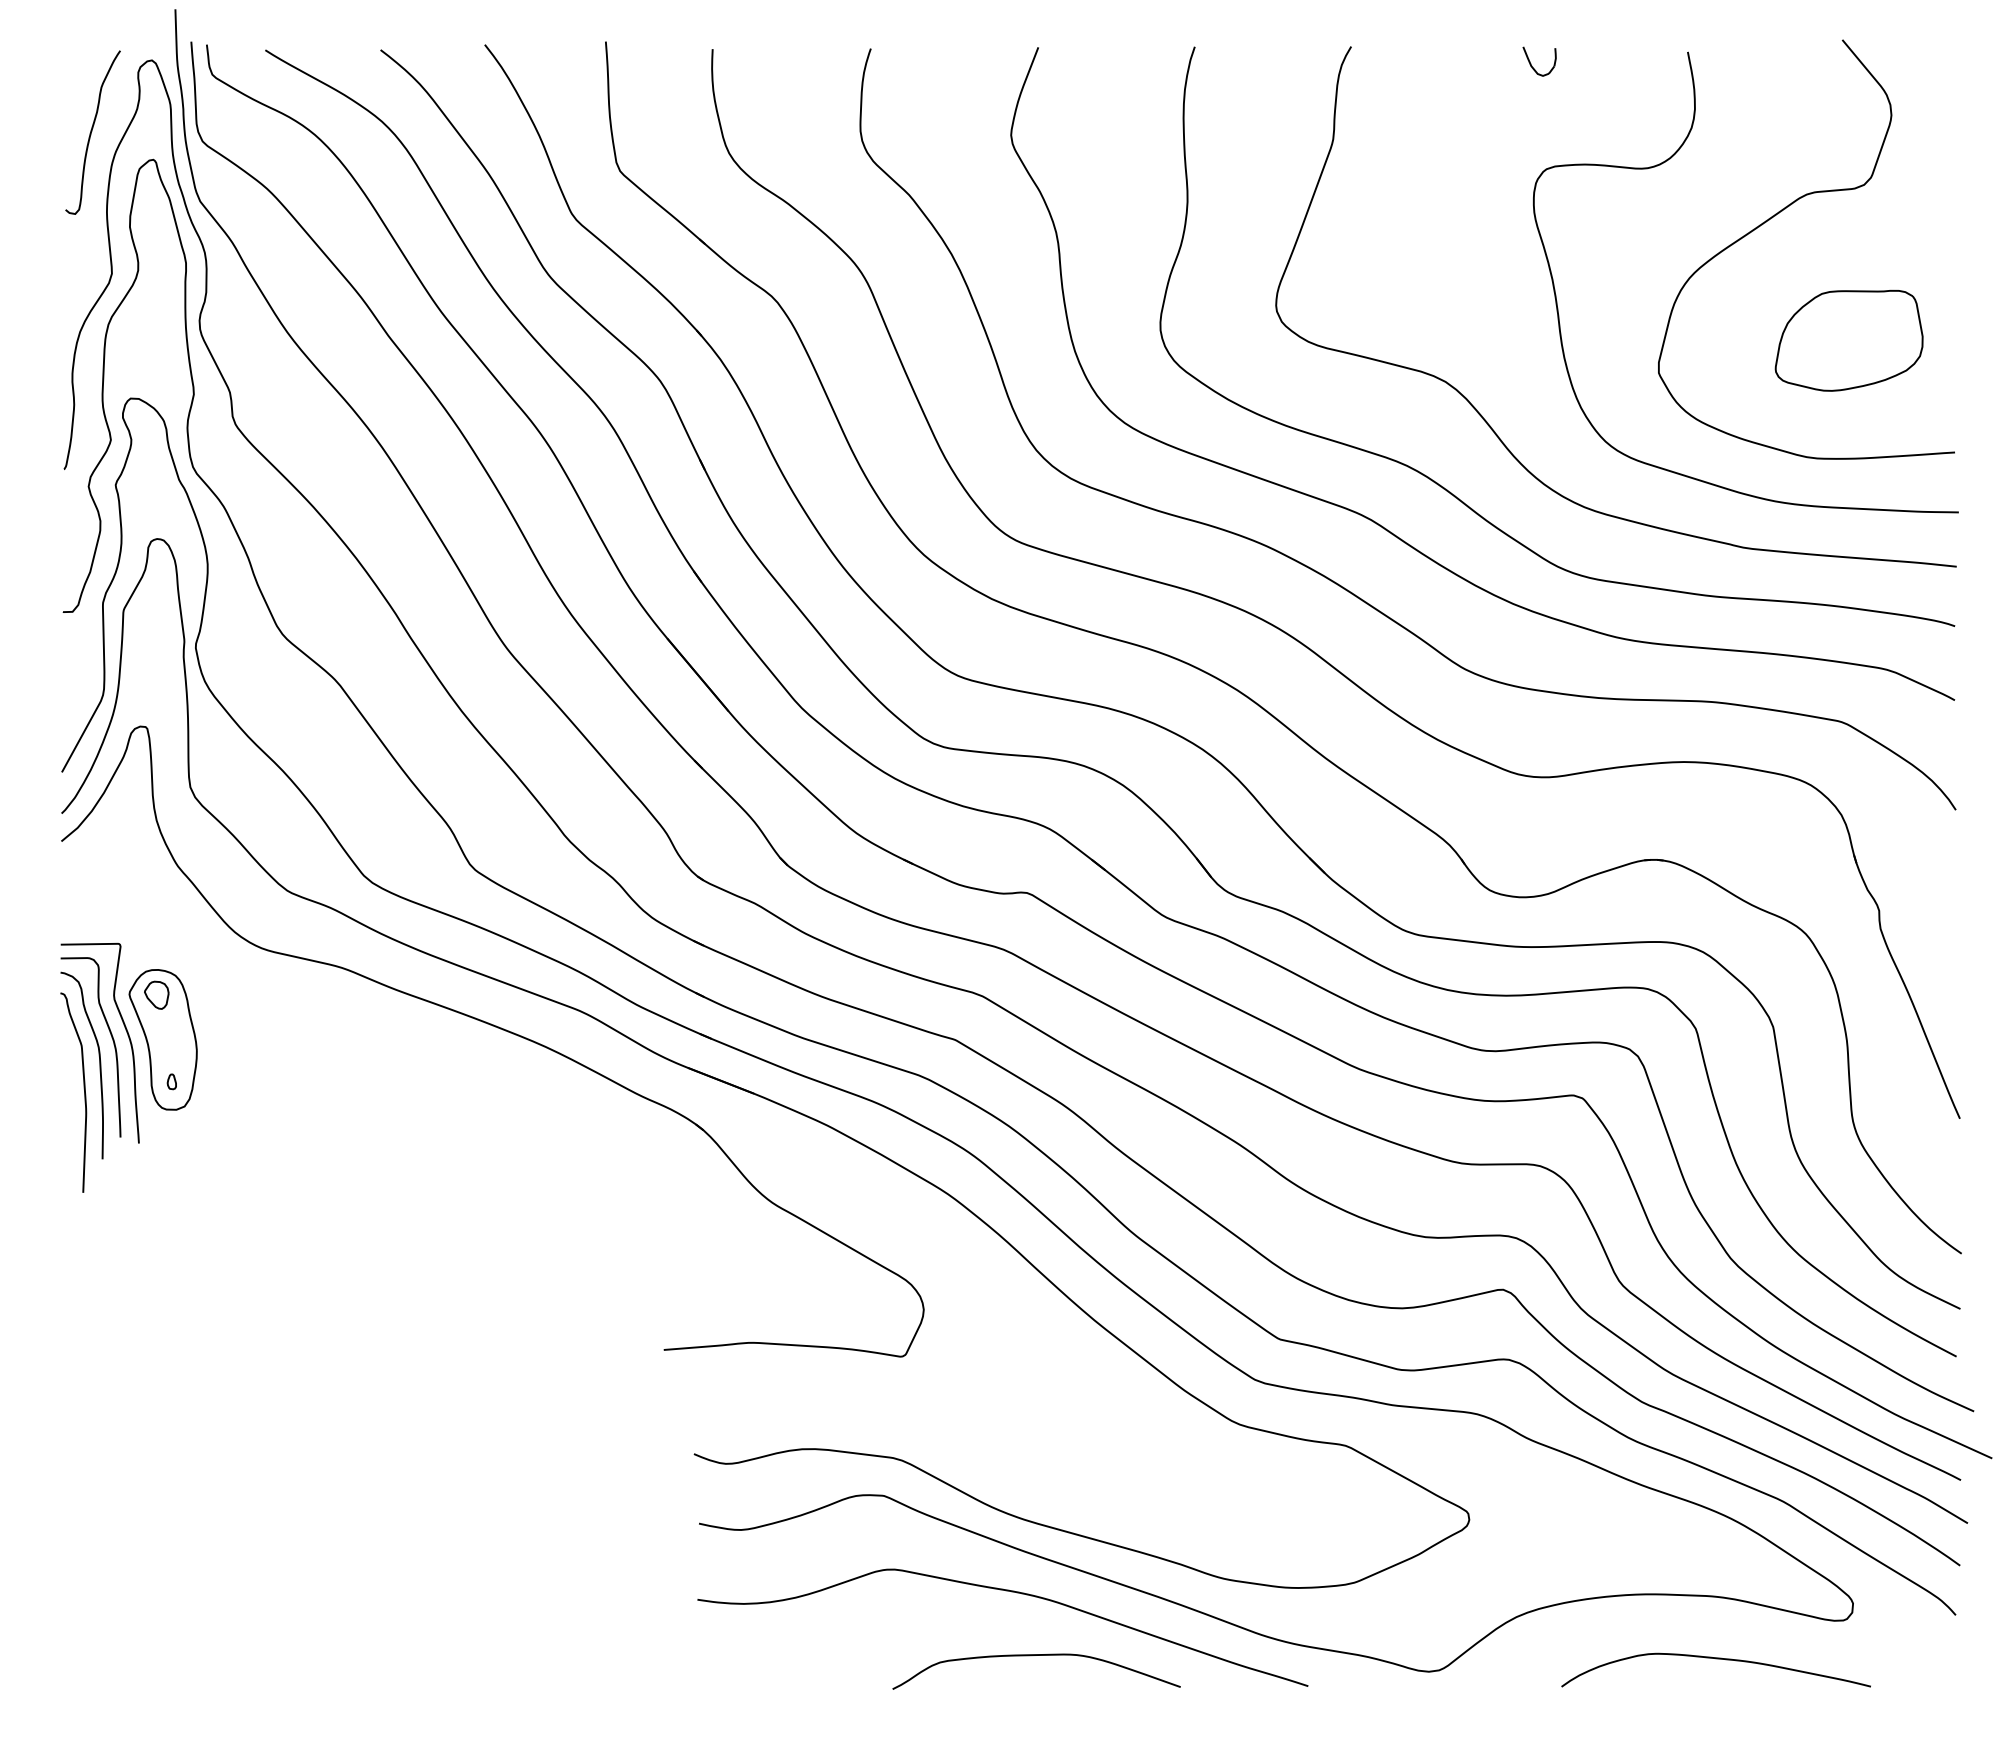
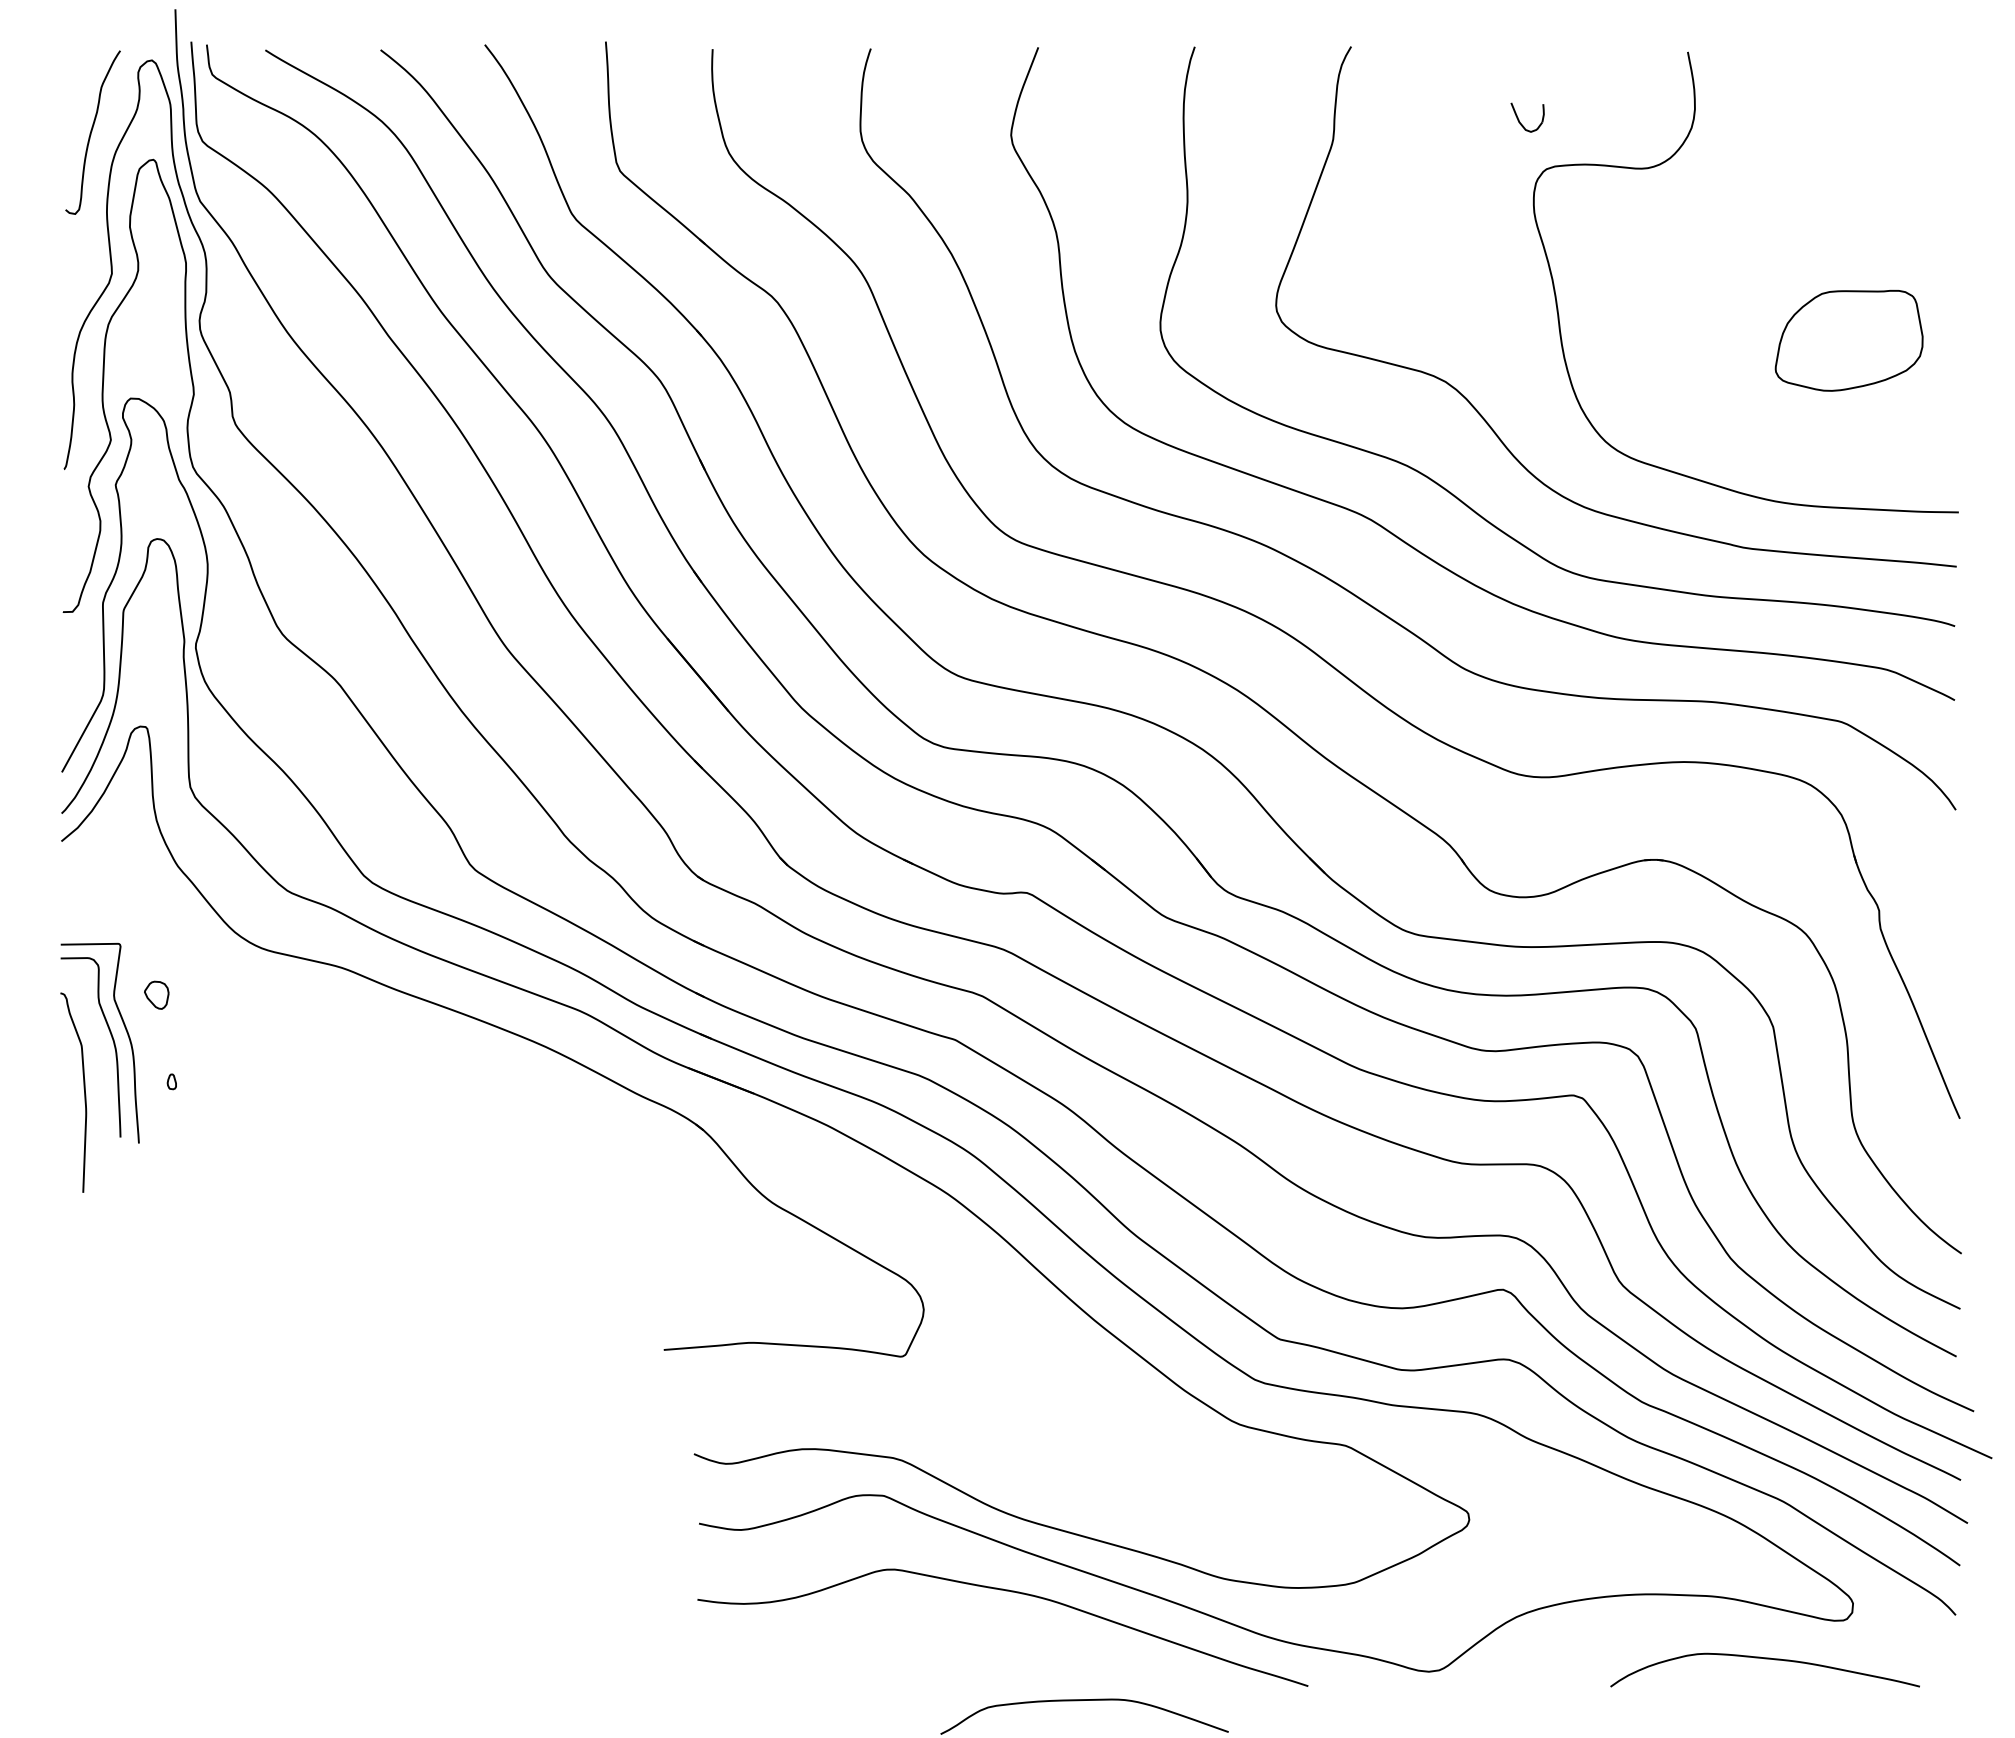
part position: (1532, 65) -> (1520, 121) (1520, 121)
curve: present -> none (1782, 211)
part: present -> none (162, 1039)
curve: present -> none (99, 1065)
curve position: (1031, 1656) -> (1079, 1701) (1079, 1701)
curve position: (1715, 1659) -> (1764, 1659) (1764, 1659)
